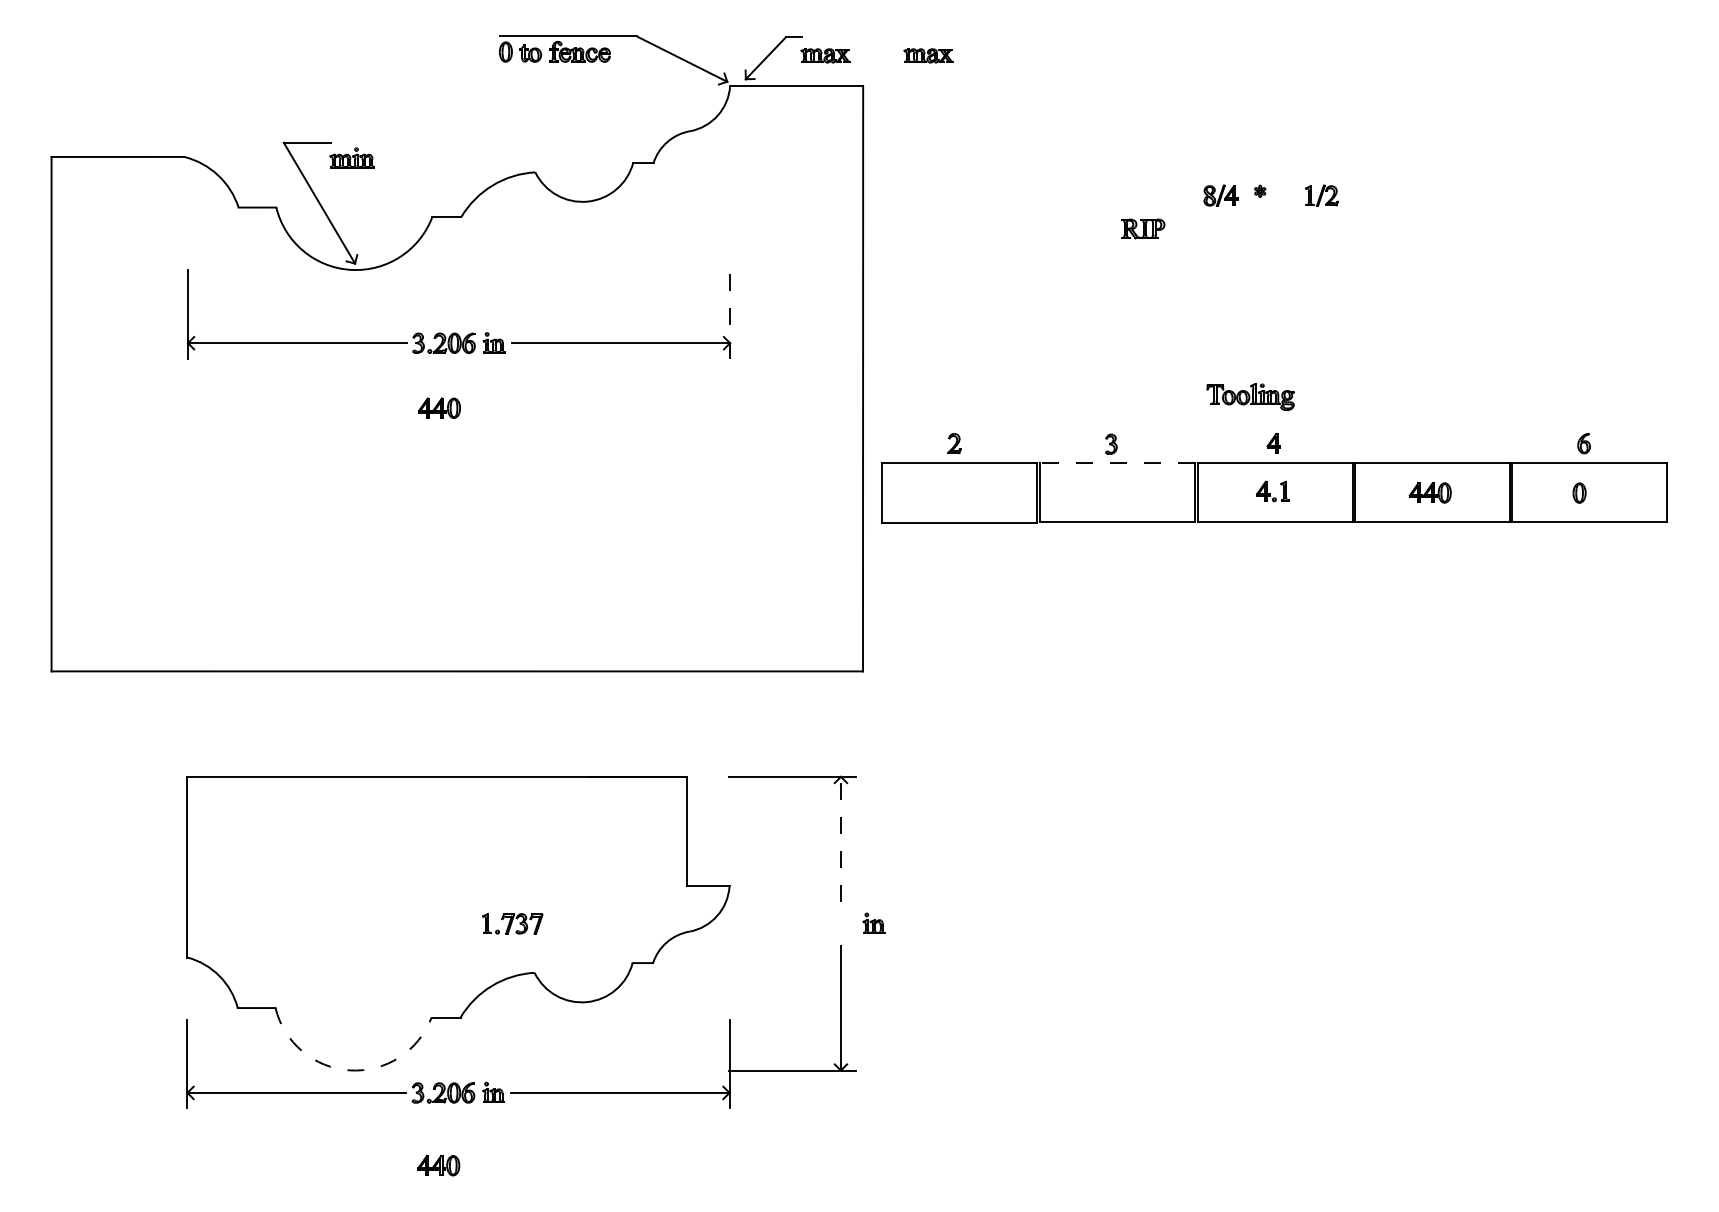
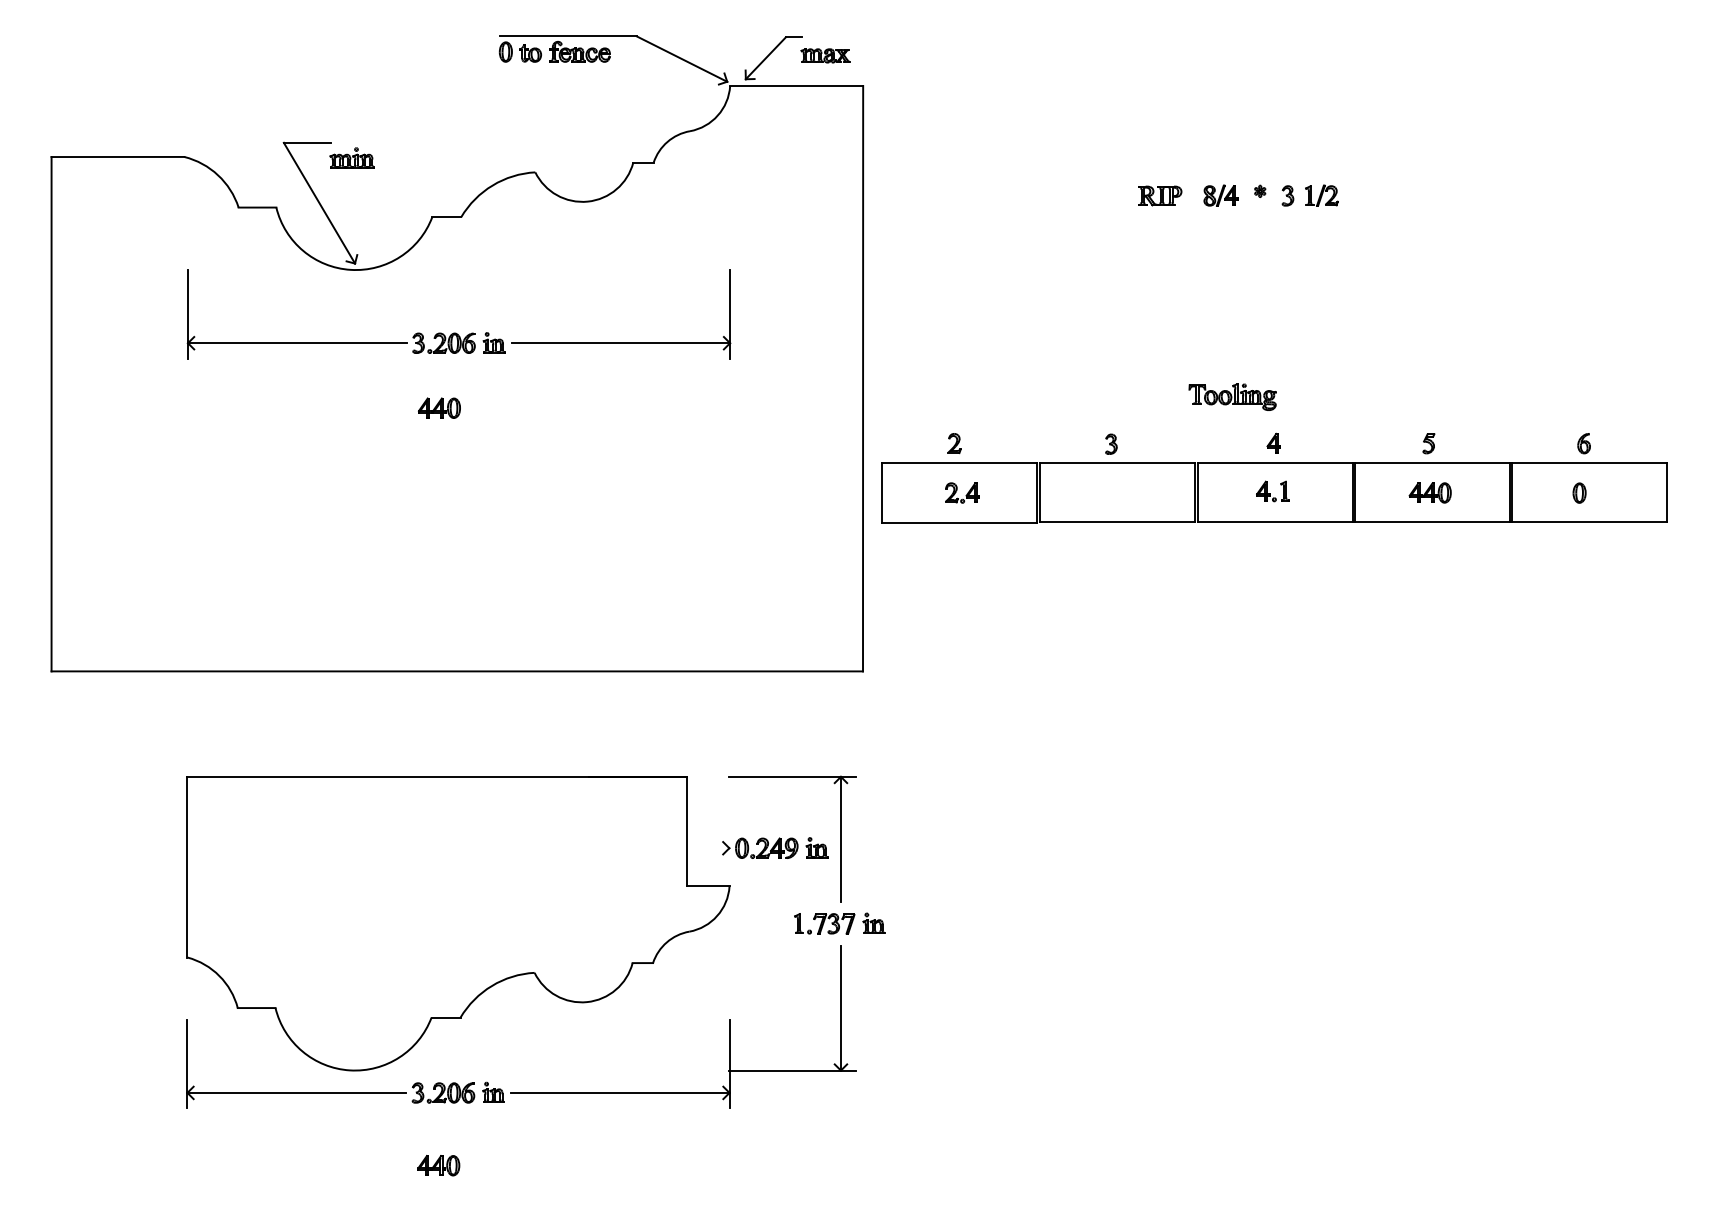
part: present -> none (928, 55)
part: none -> present (1287, 195)
part position: (1143, 228) -> (1160, 195) (1160, 195)
line: dashed -> solid (730, 313)
part position: (1250, 396) -> (1232, 396) (1232, 396)
part: none -> present (1428, 443)
line: dashed -> solid (1117, 462)
part: none -> present (962, 492)
line: dashed -> solid (840, 838)
part: none -> present (775, 847)
part position: (512, 923) -> (824, 923) (824, 923)
arc: dashed -> solid (349, 1070)
